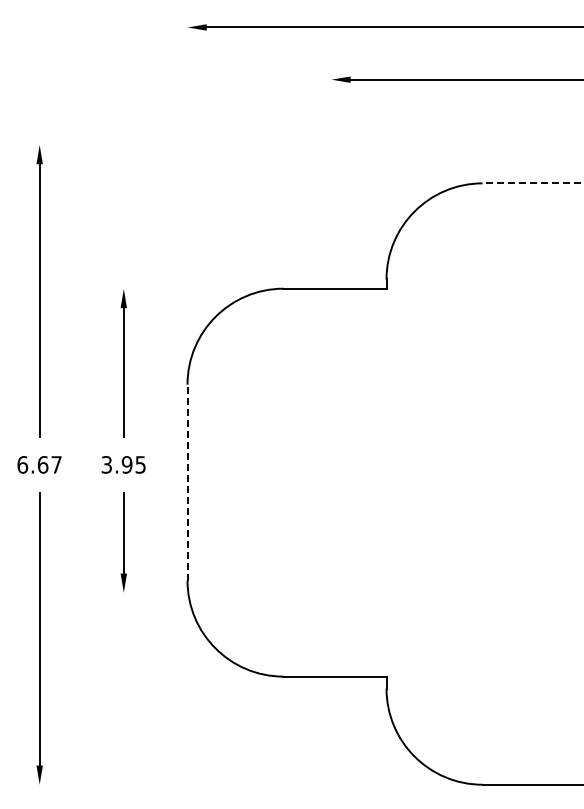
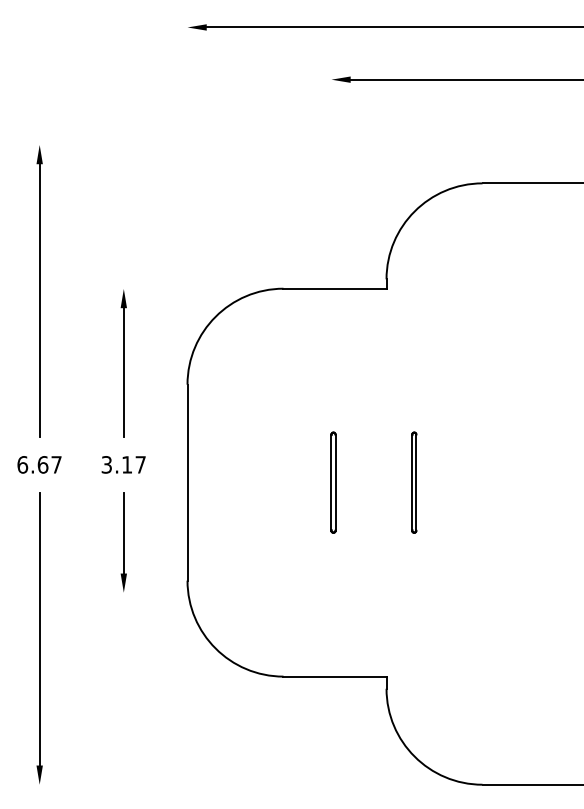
line: dashed -> solid (532, 183)
text: 3.95 -> 3.17 (133, 464)
line: dashed -> solid (187, 482)
part: none -> present (333, 482)
part: none -> present (414, 482)
